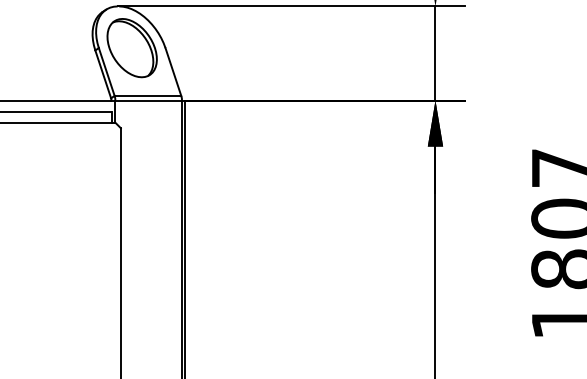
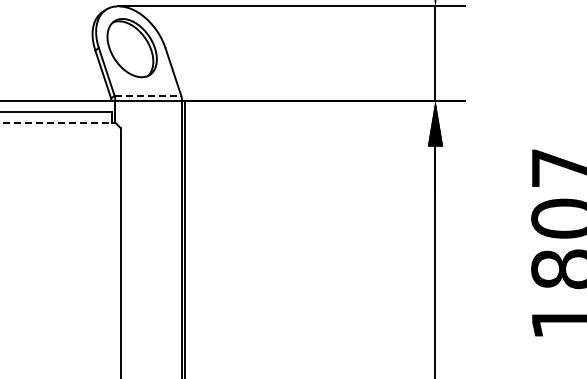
line: solid -> dashed (148, 95)
line: solid -> dashed (56, 122)
